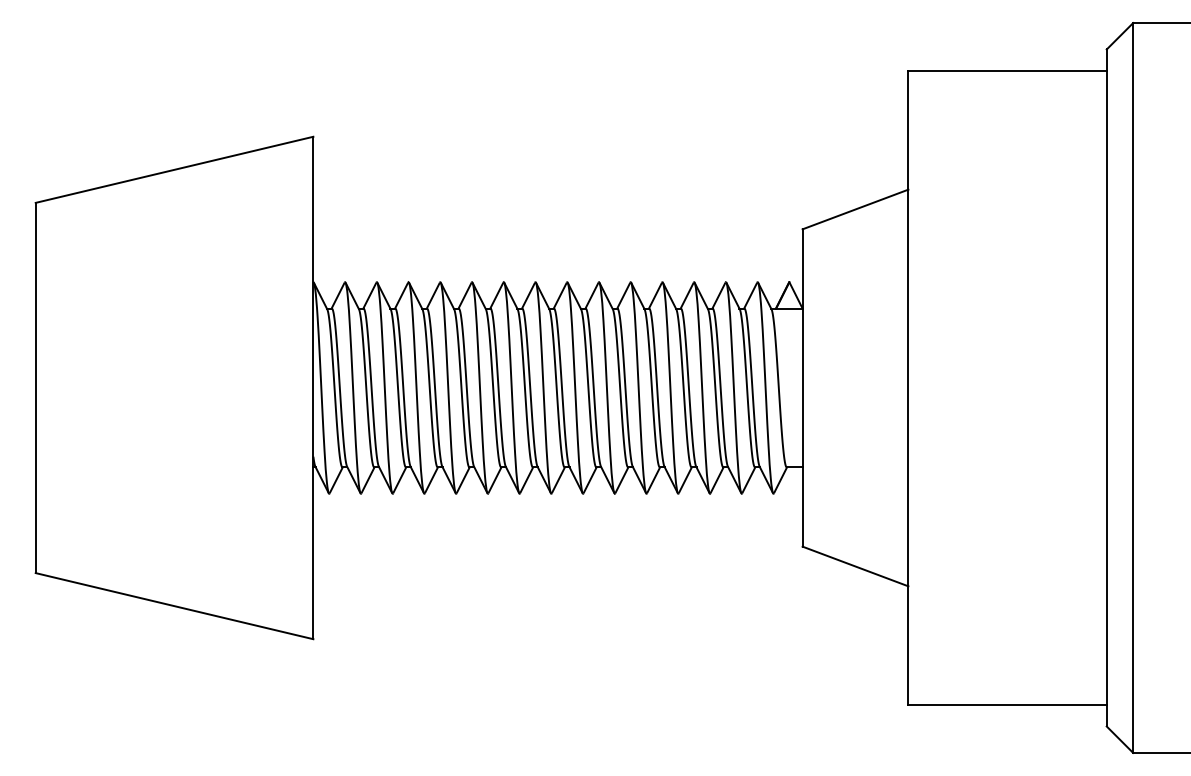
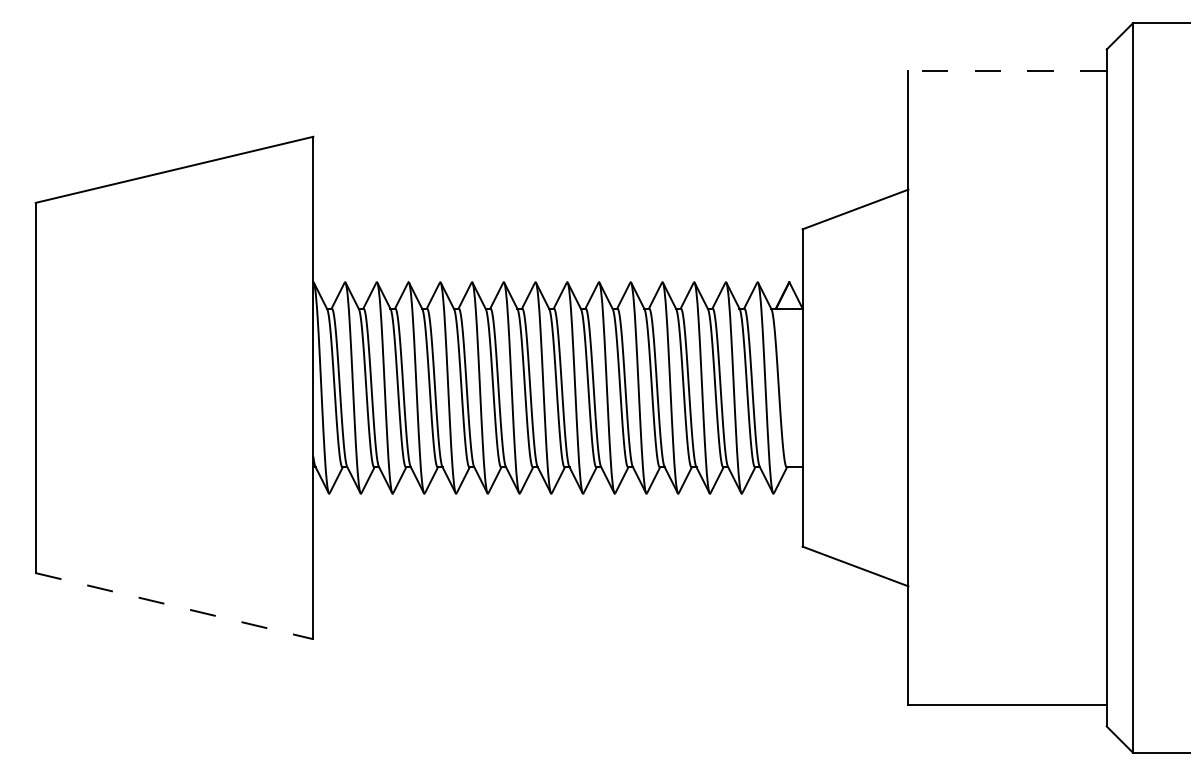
line: solid -> dashed (1007, 70)
line: solid -> dashed (174, 606)
